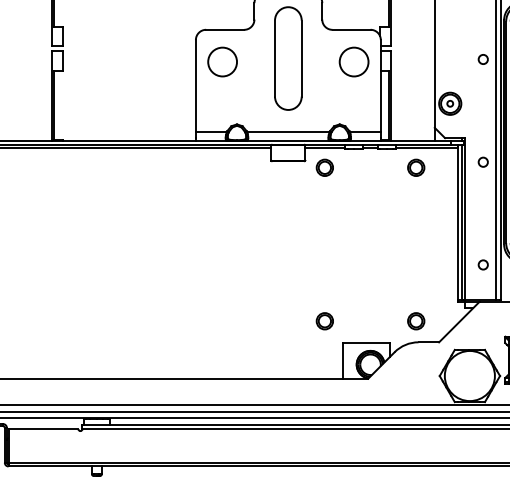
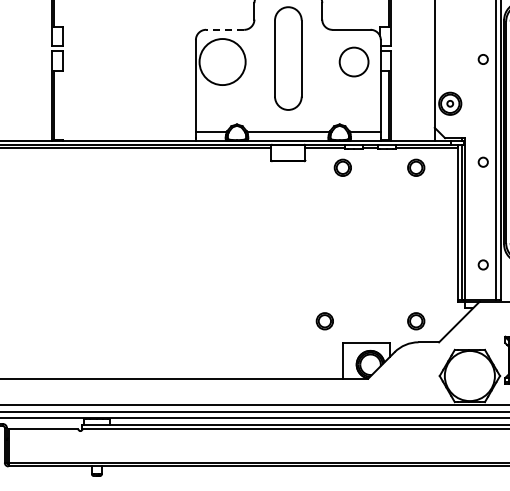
line: solid -> dashed (225, 29)
circle diameter: 29 px -> 46 px (222, 62)
part position: (324, 167) -> (342, 167) (342, 167)
